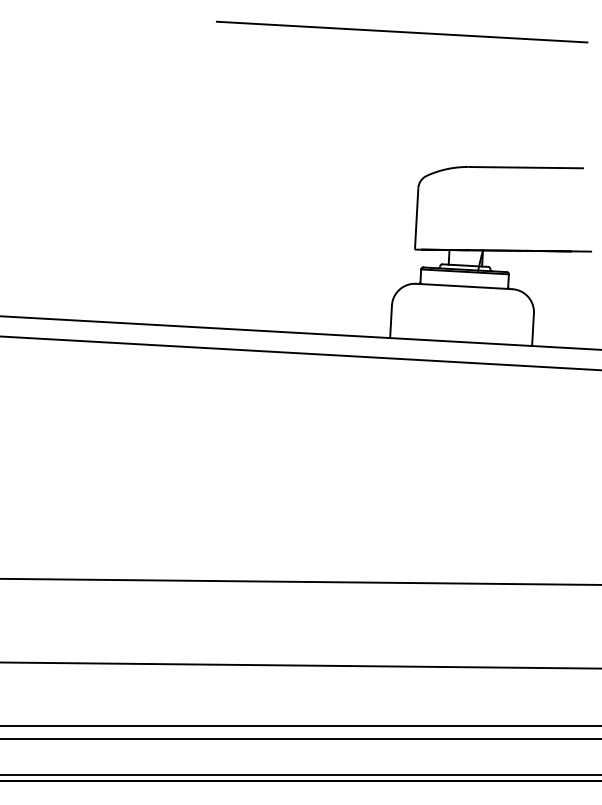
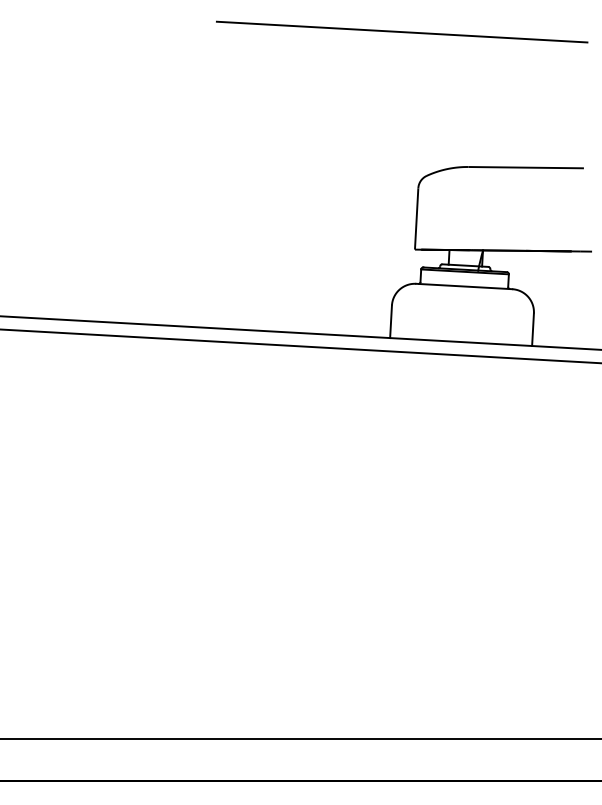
line position: (300, 353) -> (300, 346) (300, 346)
line: present -> none (300, 581)
line: present -> none (300, 665)
line: present -> none (300, 726)
line: present -> none (300, 774)
